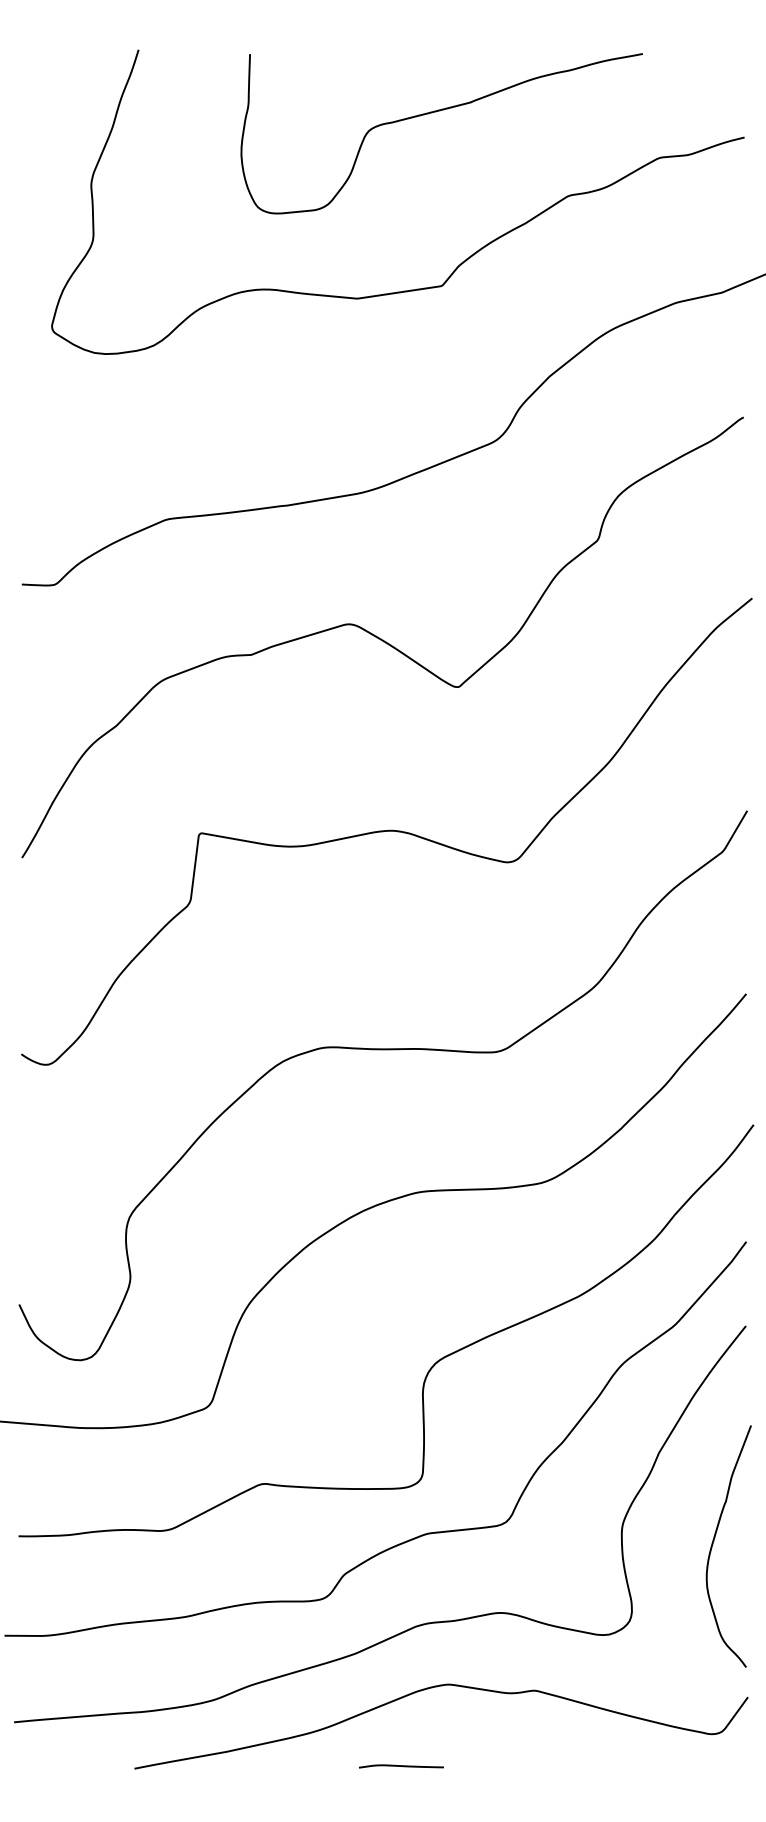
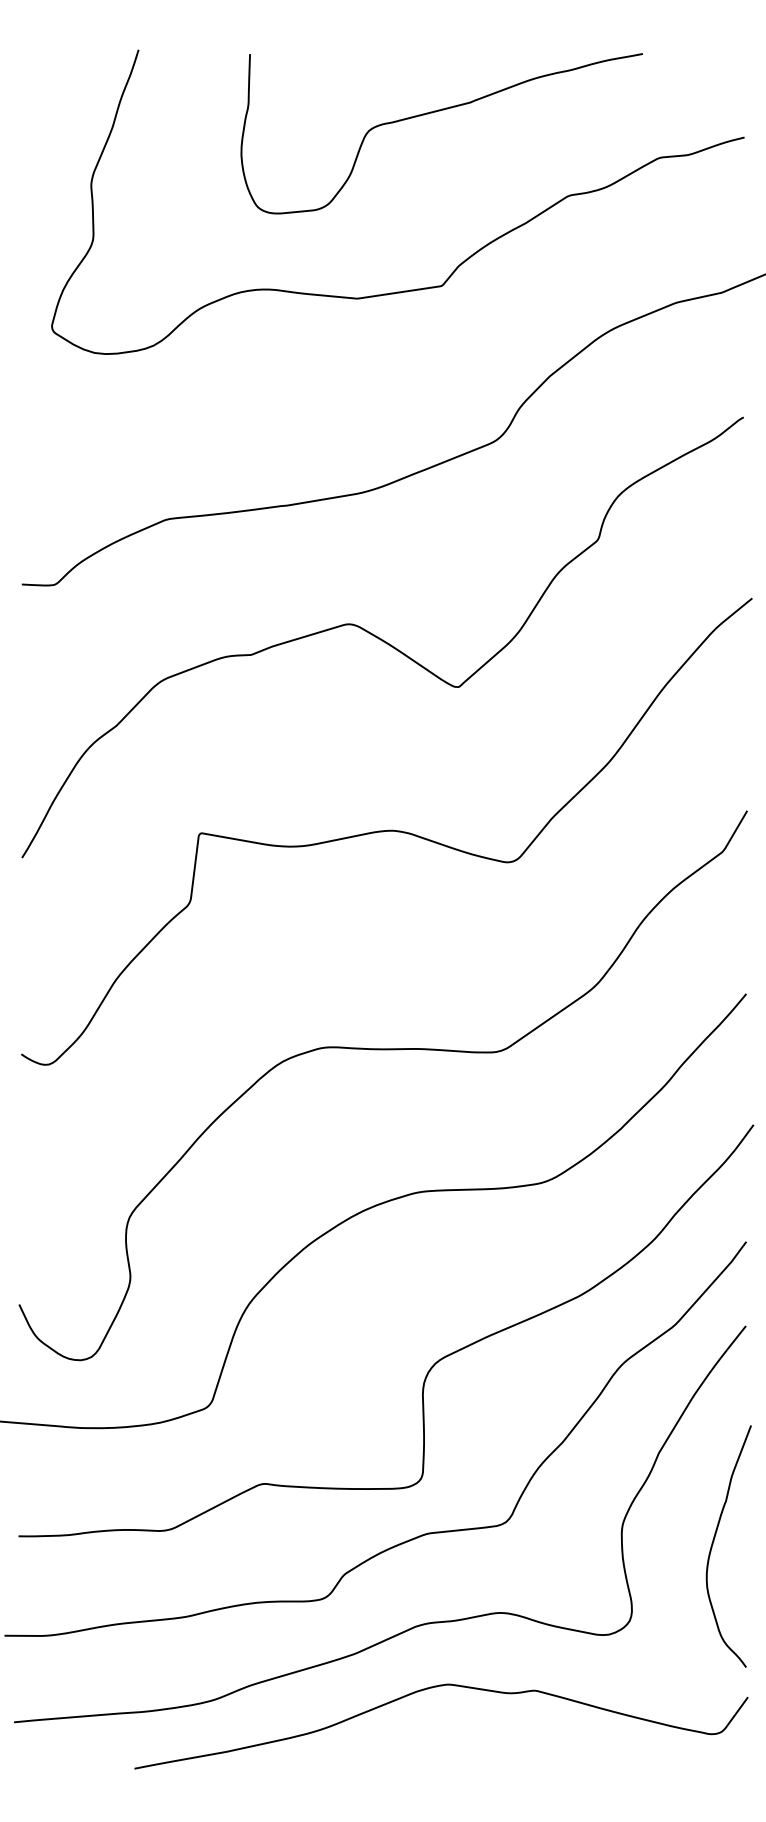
curve: present -> none (401, 1766)
